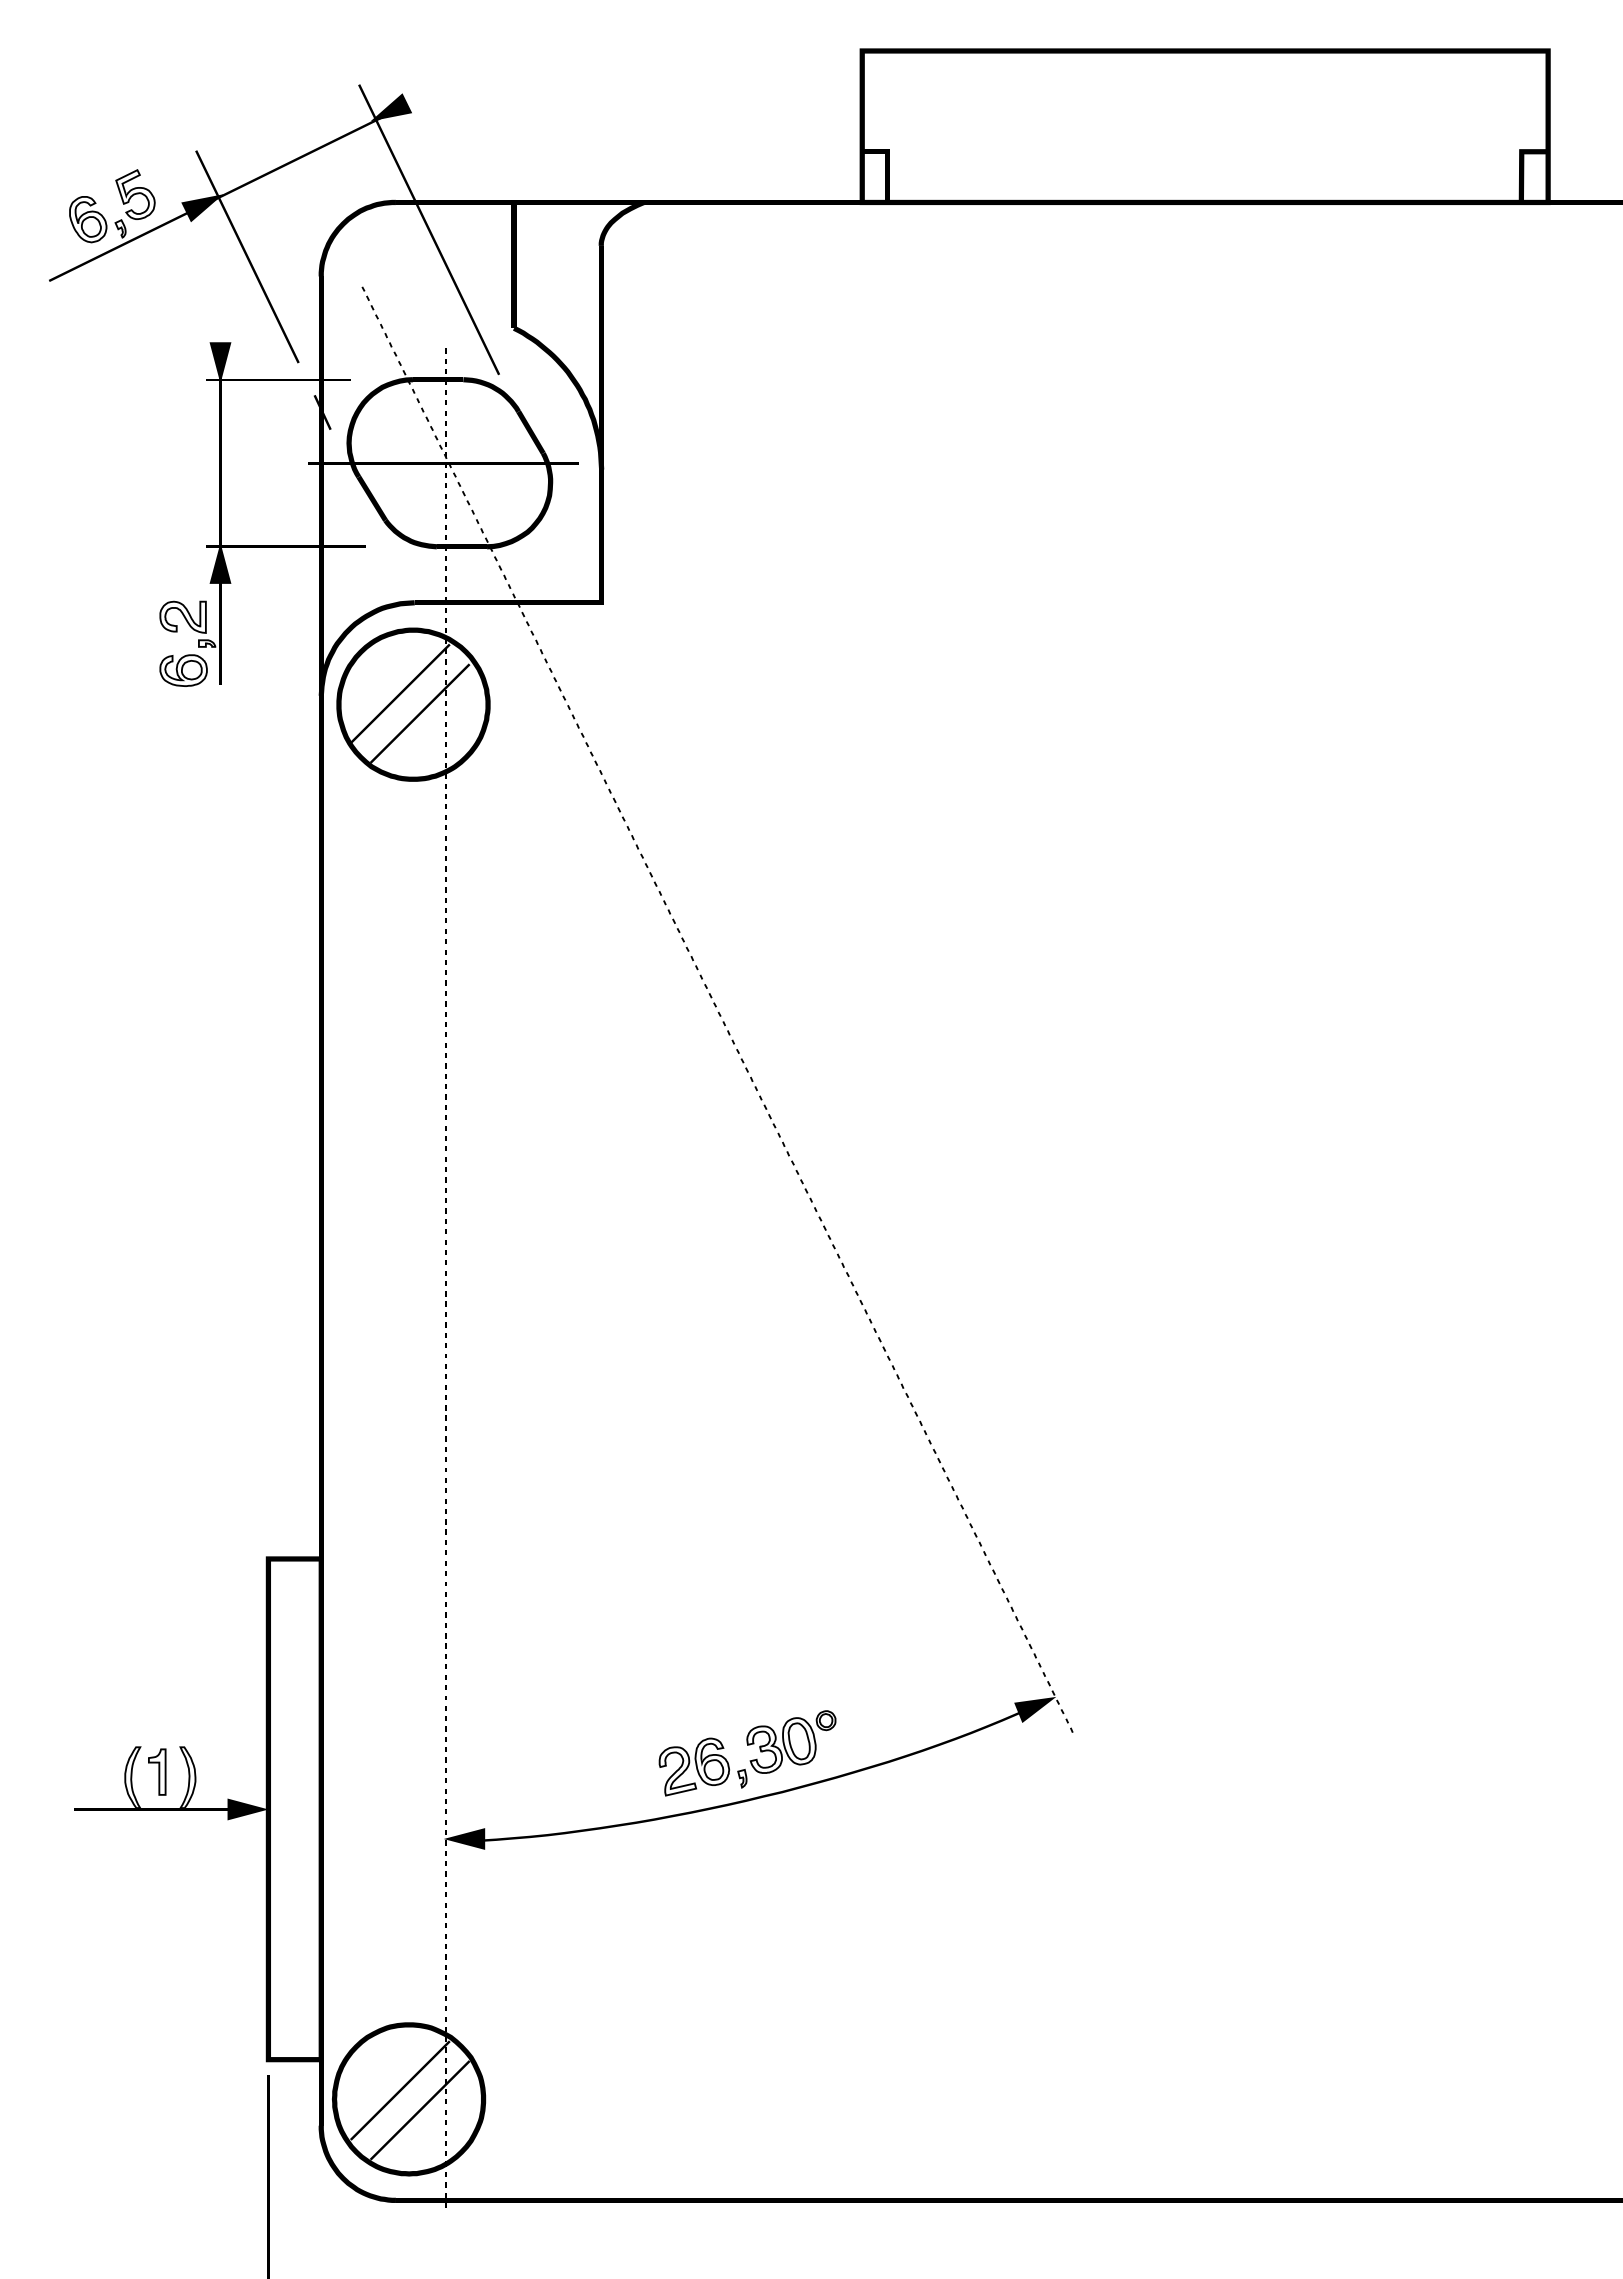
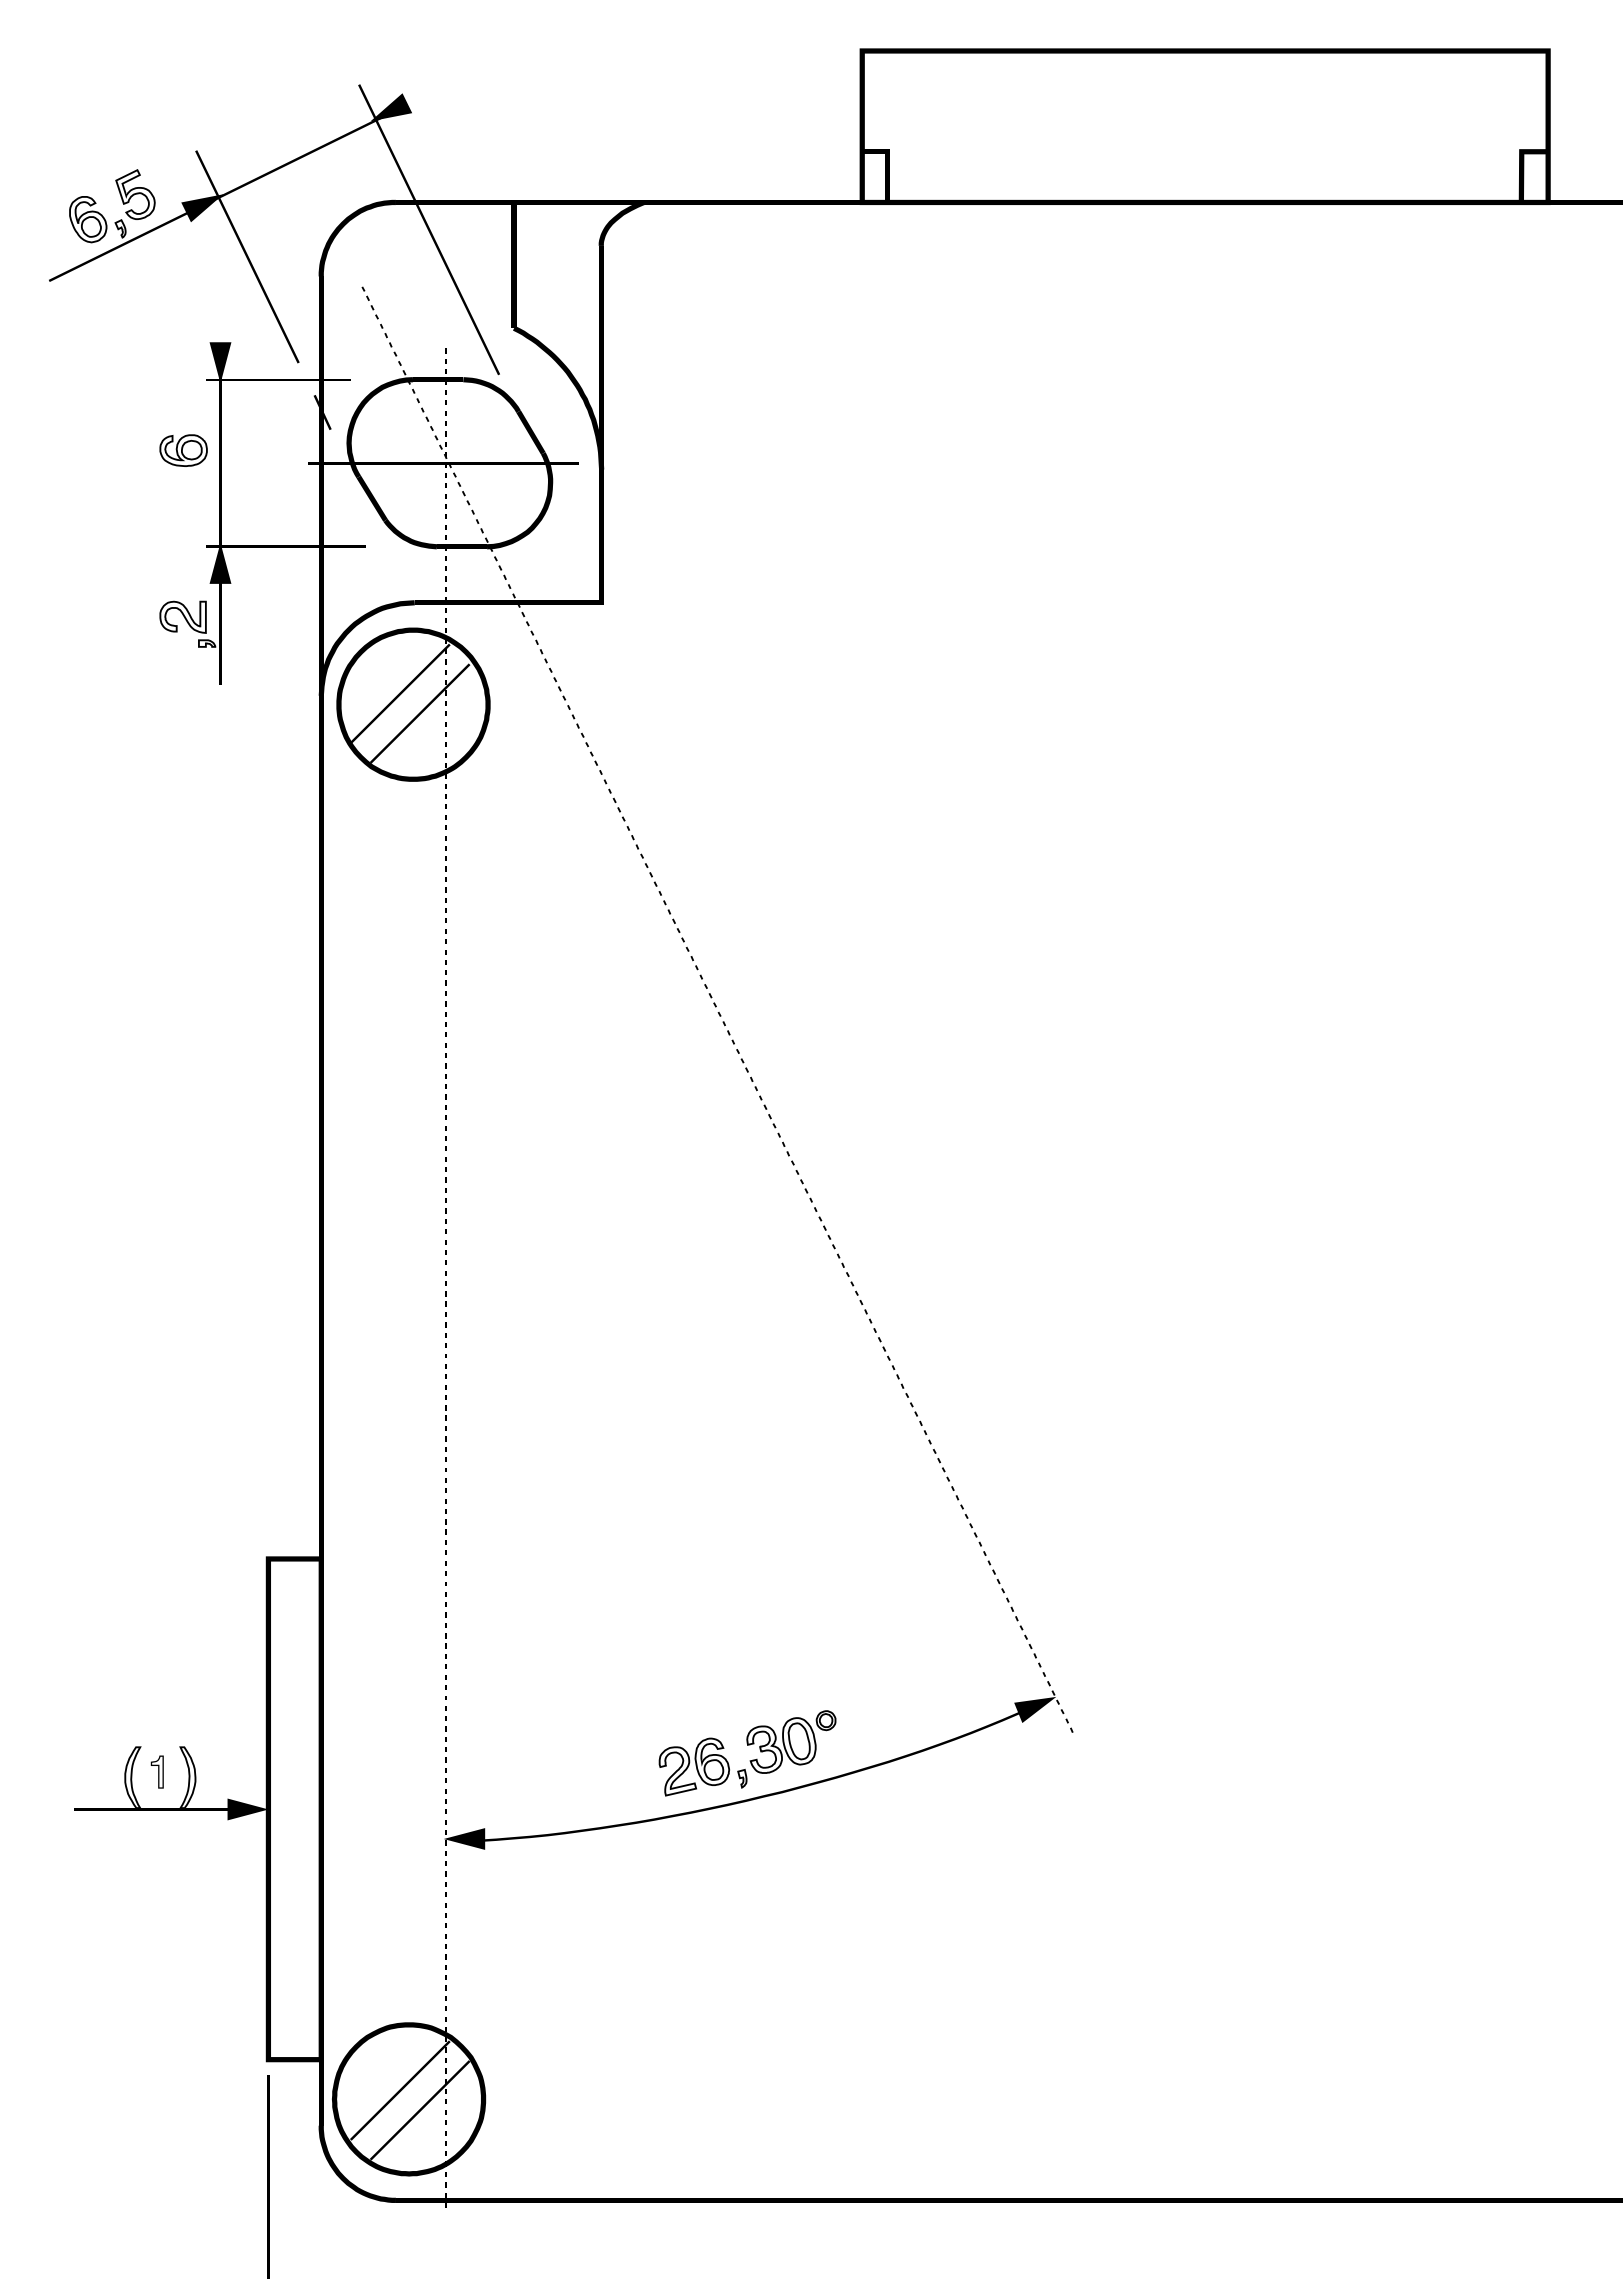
part position: (183, 670) -> (183, 450) (183, 450)
part size: 19x48 px -> 14x34 px (156, 1771)
